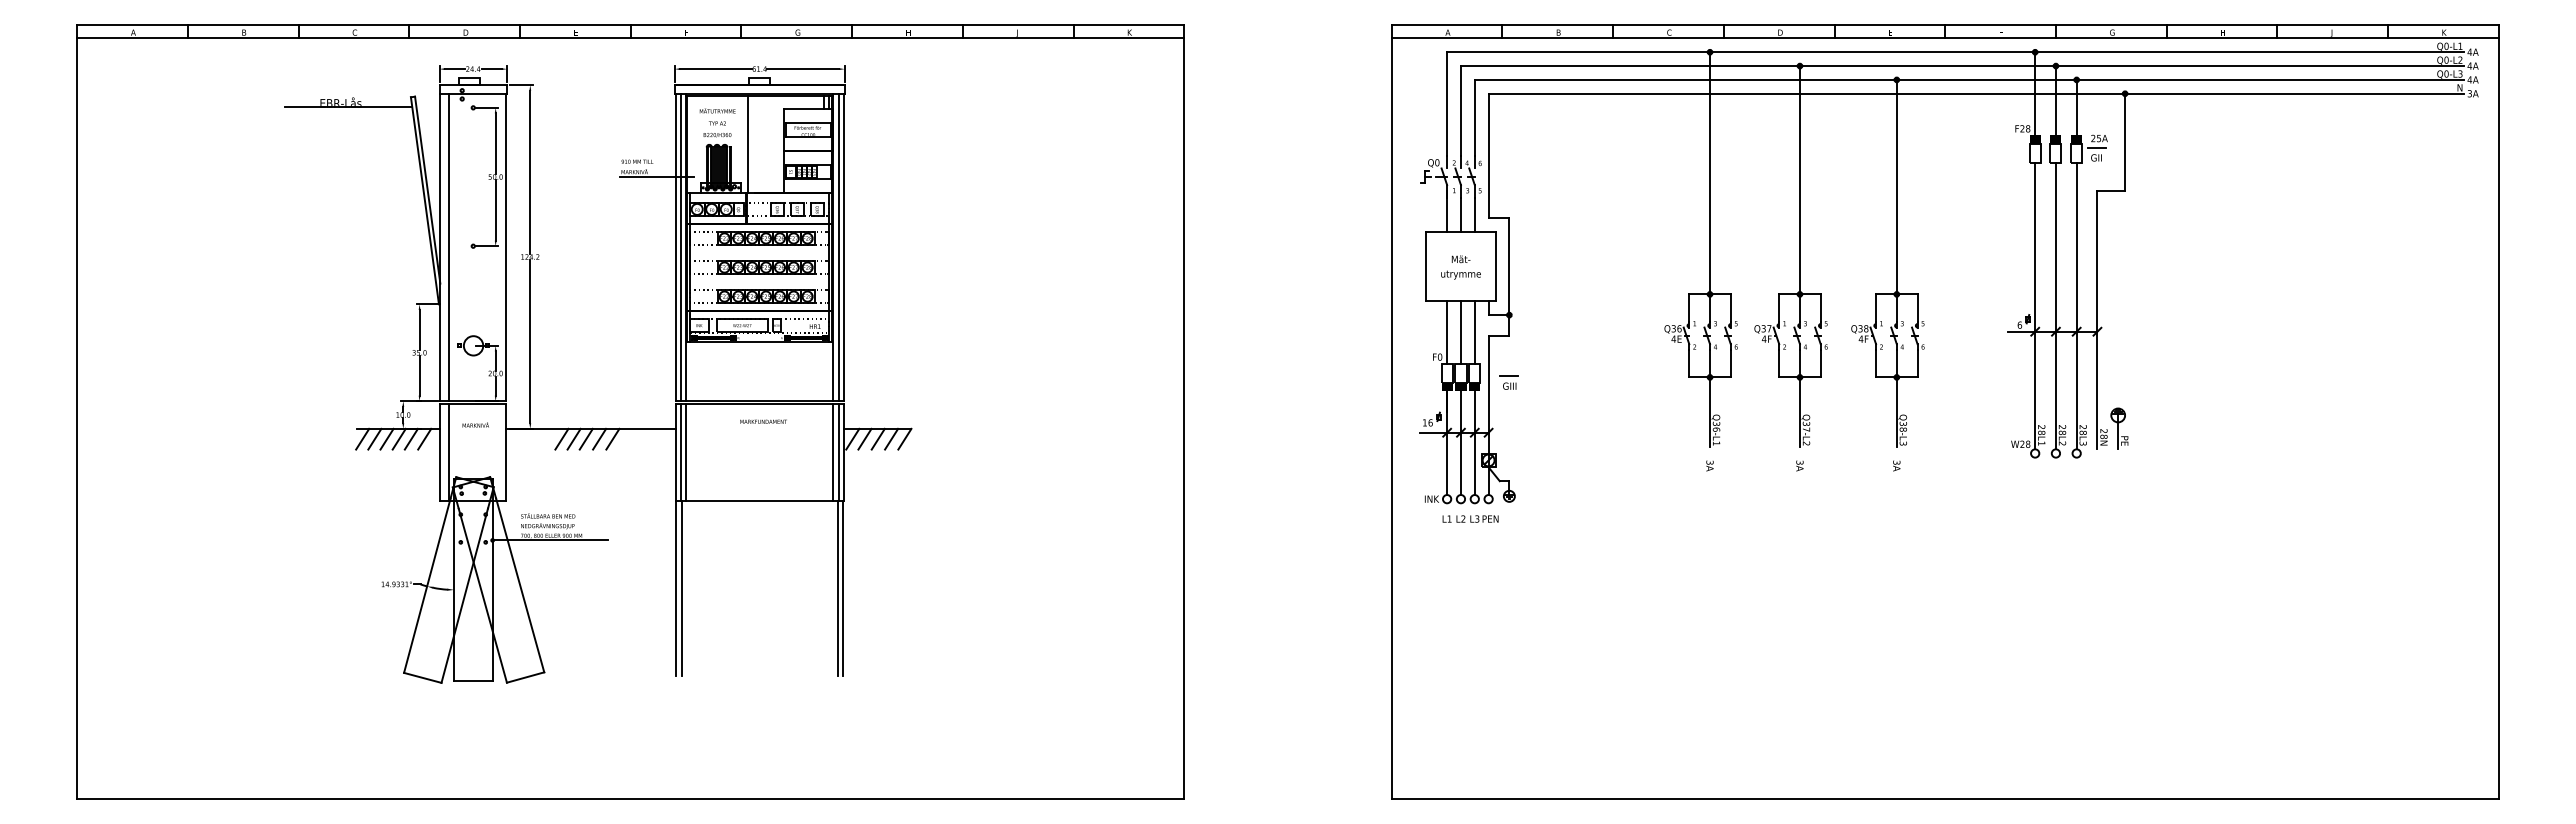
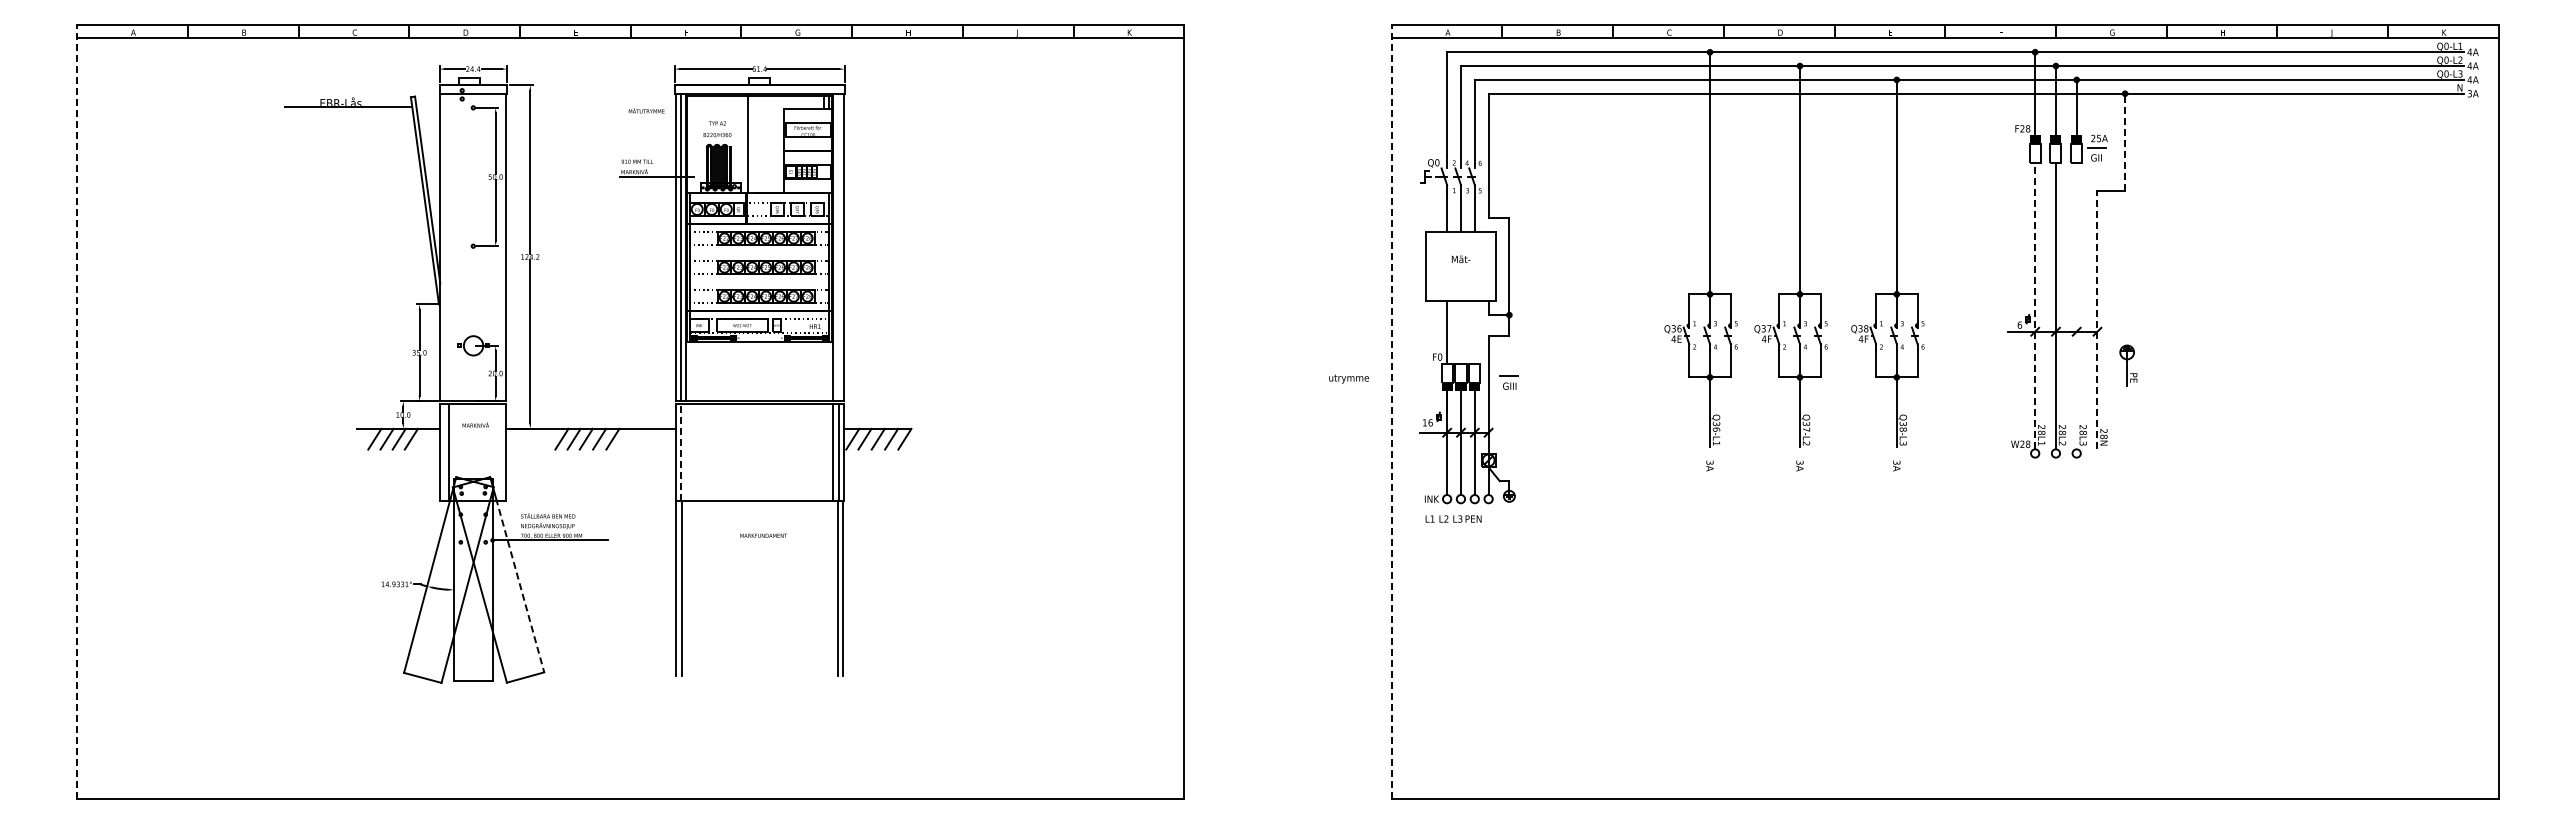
text position: (717, 110) -> (646, 110) (646, 110)
line: solid -> dashed (2125, 141)
line: present -> none (448, 247)
line: present -> none (838, 247)
text position: (1460, 274) -> (1348, 378) (1348, 378)
line: solid -> dashed (2035, 305)
line: present -> none (2076, 305)
line: solid -> dashed (2097, 319)
line: present -> none (1460, 332)
line: present -> none (1474, 332)
line: solid -> dashed (77, 411)
line: solid -> dashed (1391, 411)
text position: (763, 421) -> (763, 535) (763, 535)
part position: (2119, 428) -> (2128, 365) (2128, 365)
line: present -> none (362, 438)
line: present -> none (424, 438)
line: solid -> dashed (680, 451)
line: present -> none (686, 451)
text position: (1470, 518) -> (1453, 518) (1453, 518)
line: solid -> dashed (520, 585)
